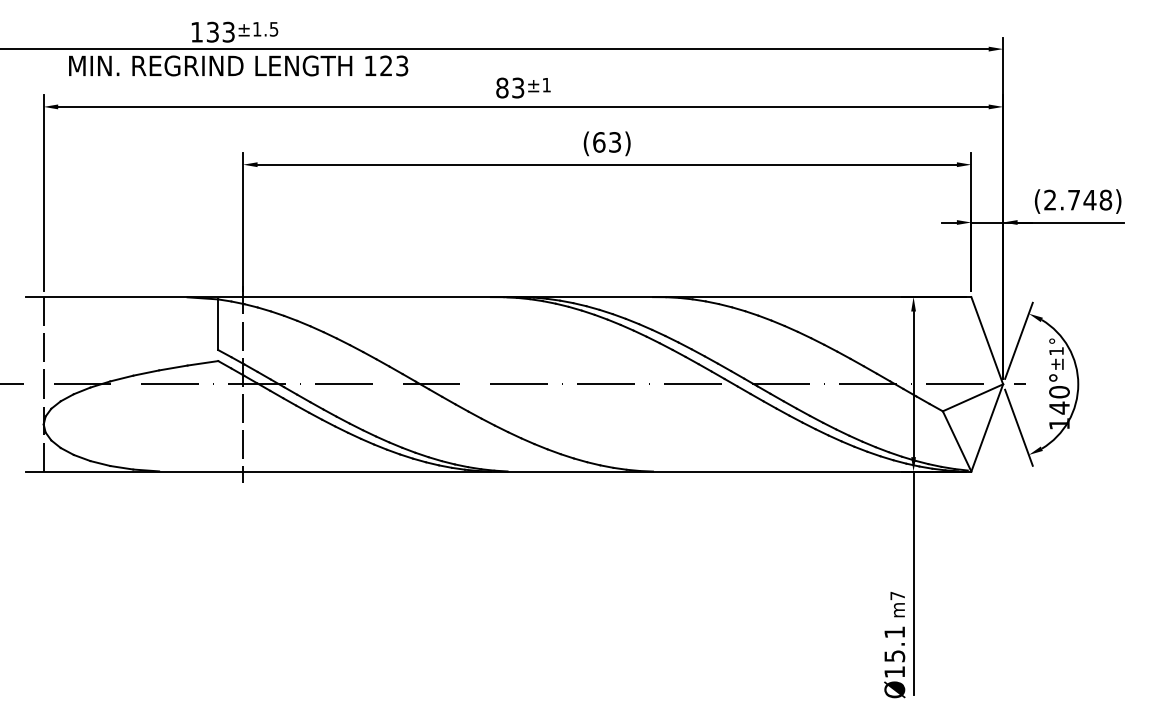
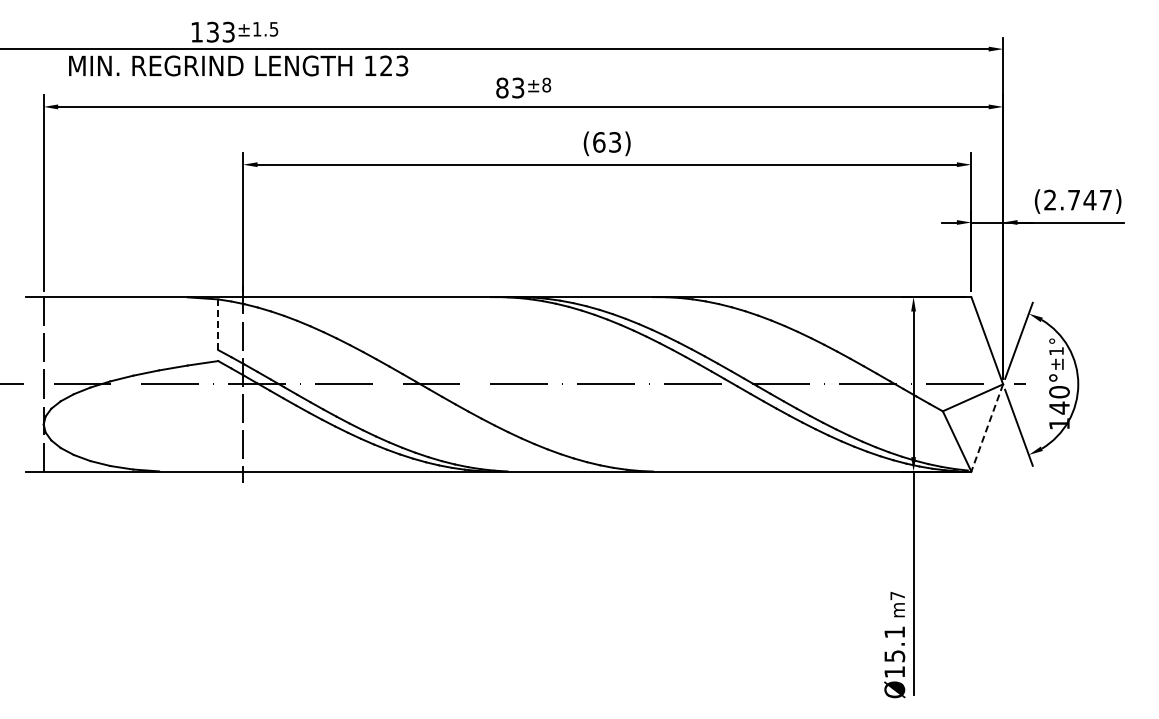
text: ±1 -> ±8 (546, 84)
text: (2.748) -> (2.747) (1105, 199)
line: solid -> dashed (218, 324)
line: solid -> dashed (987, 428)
